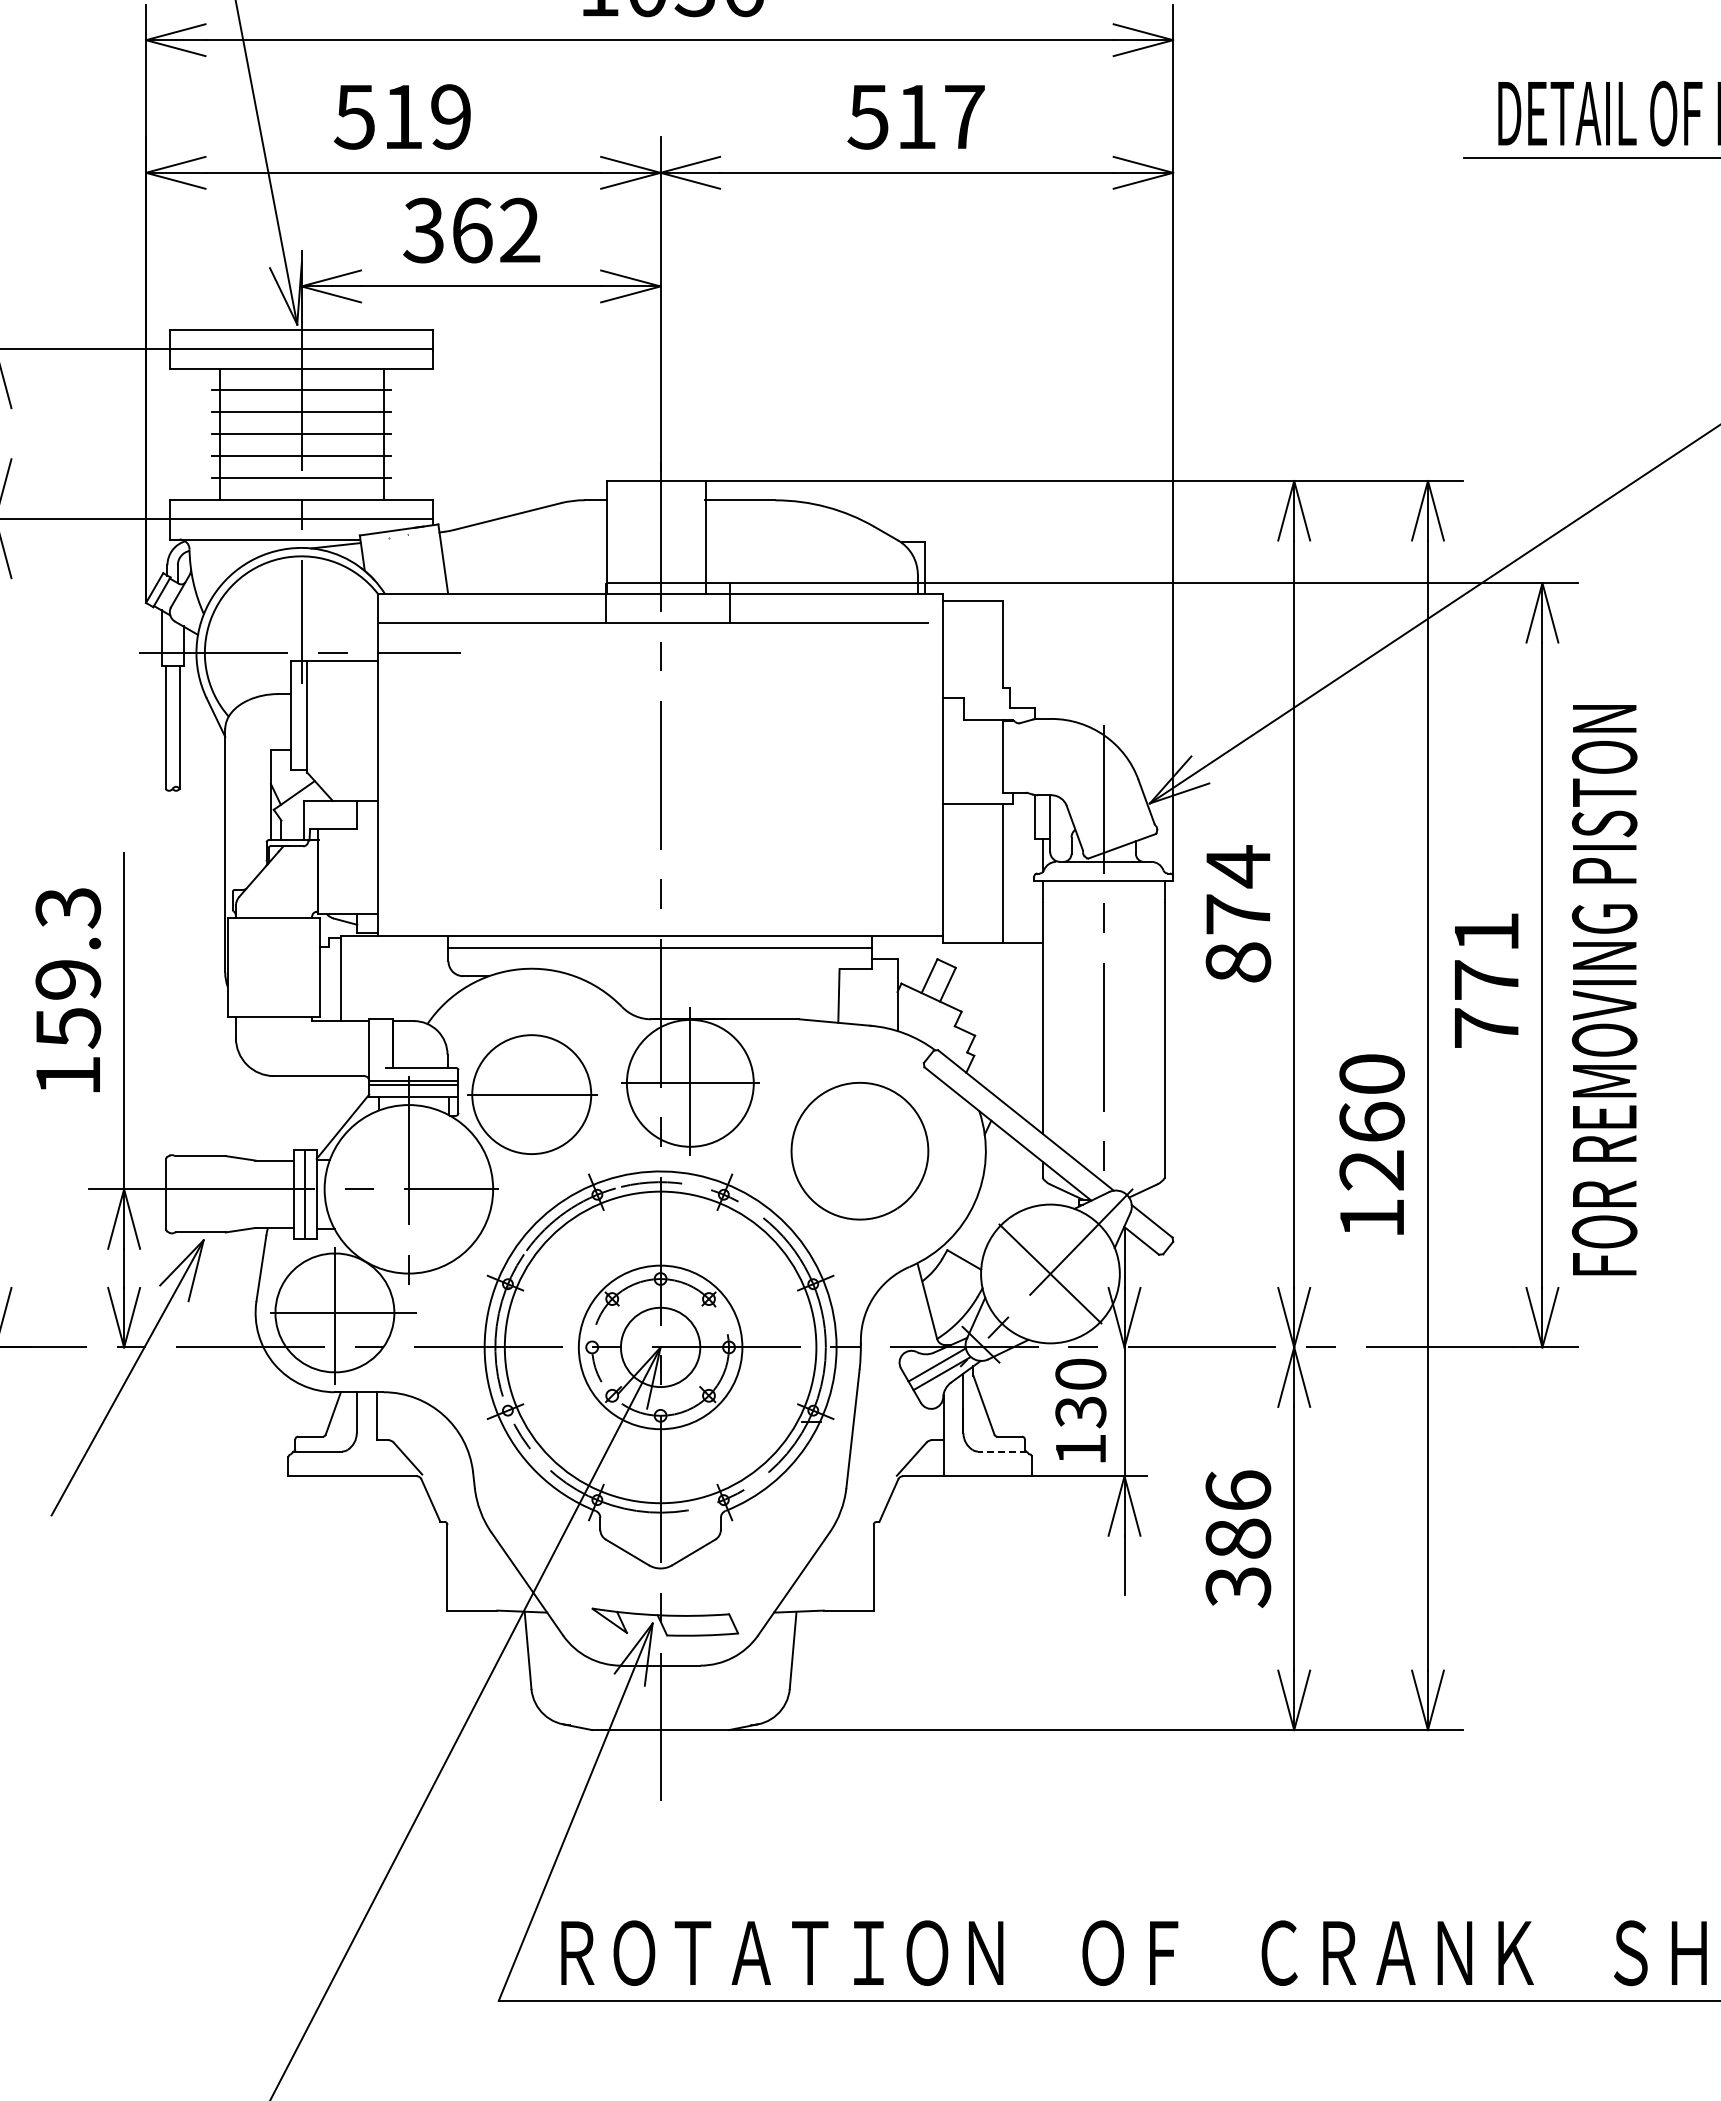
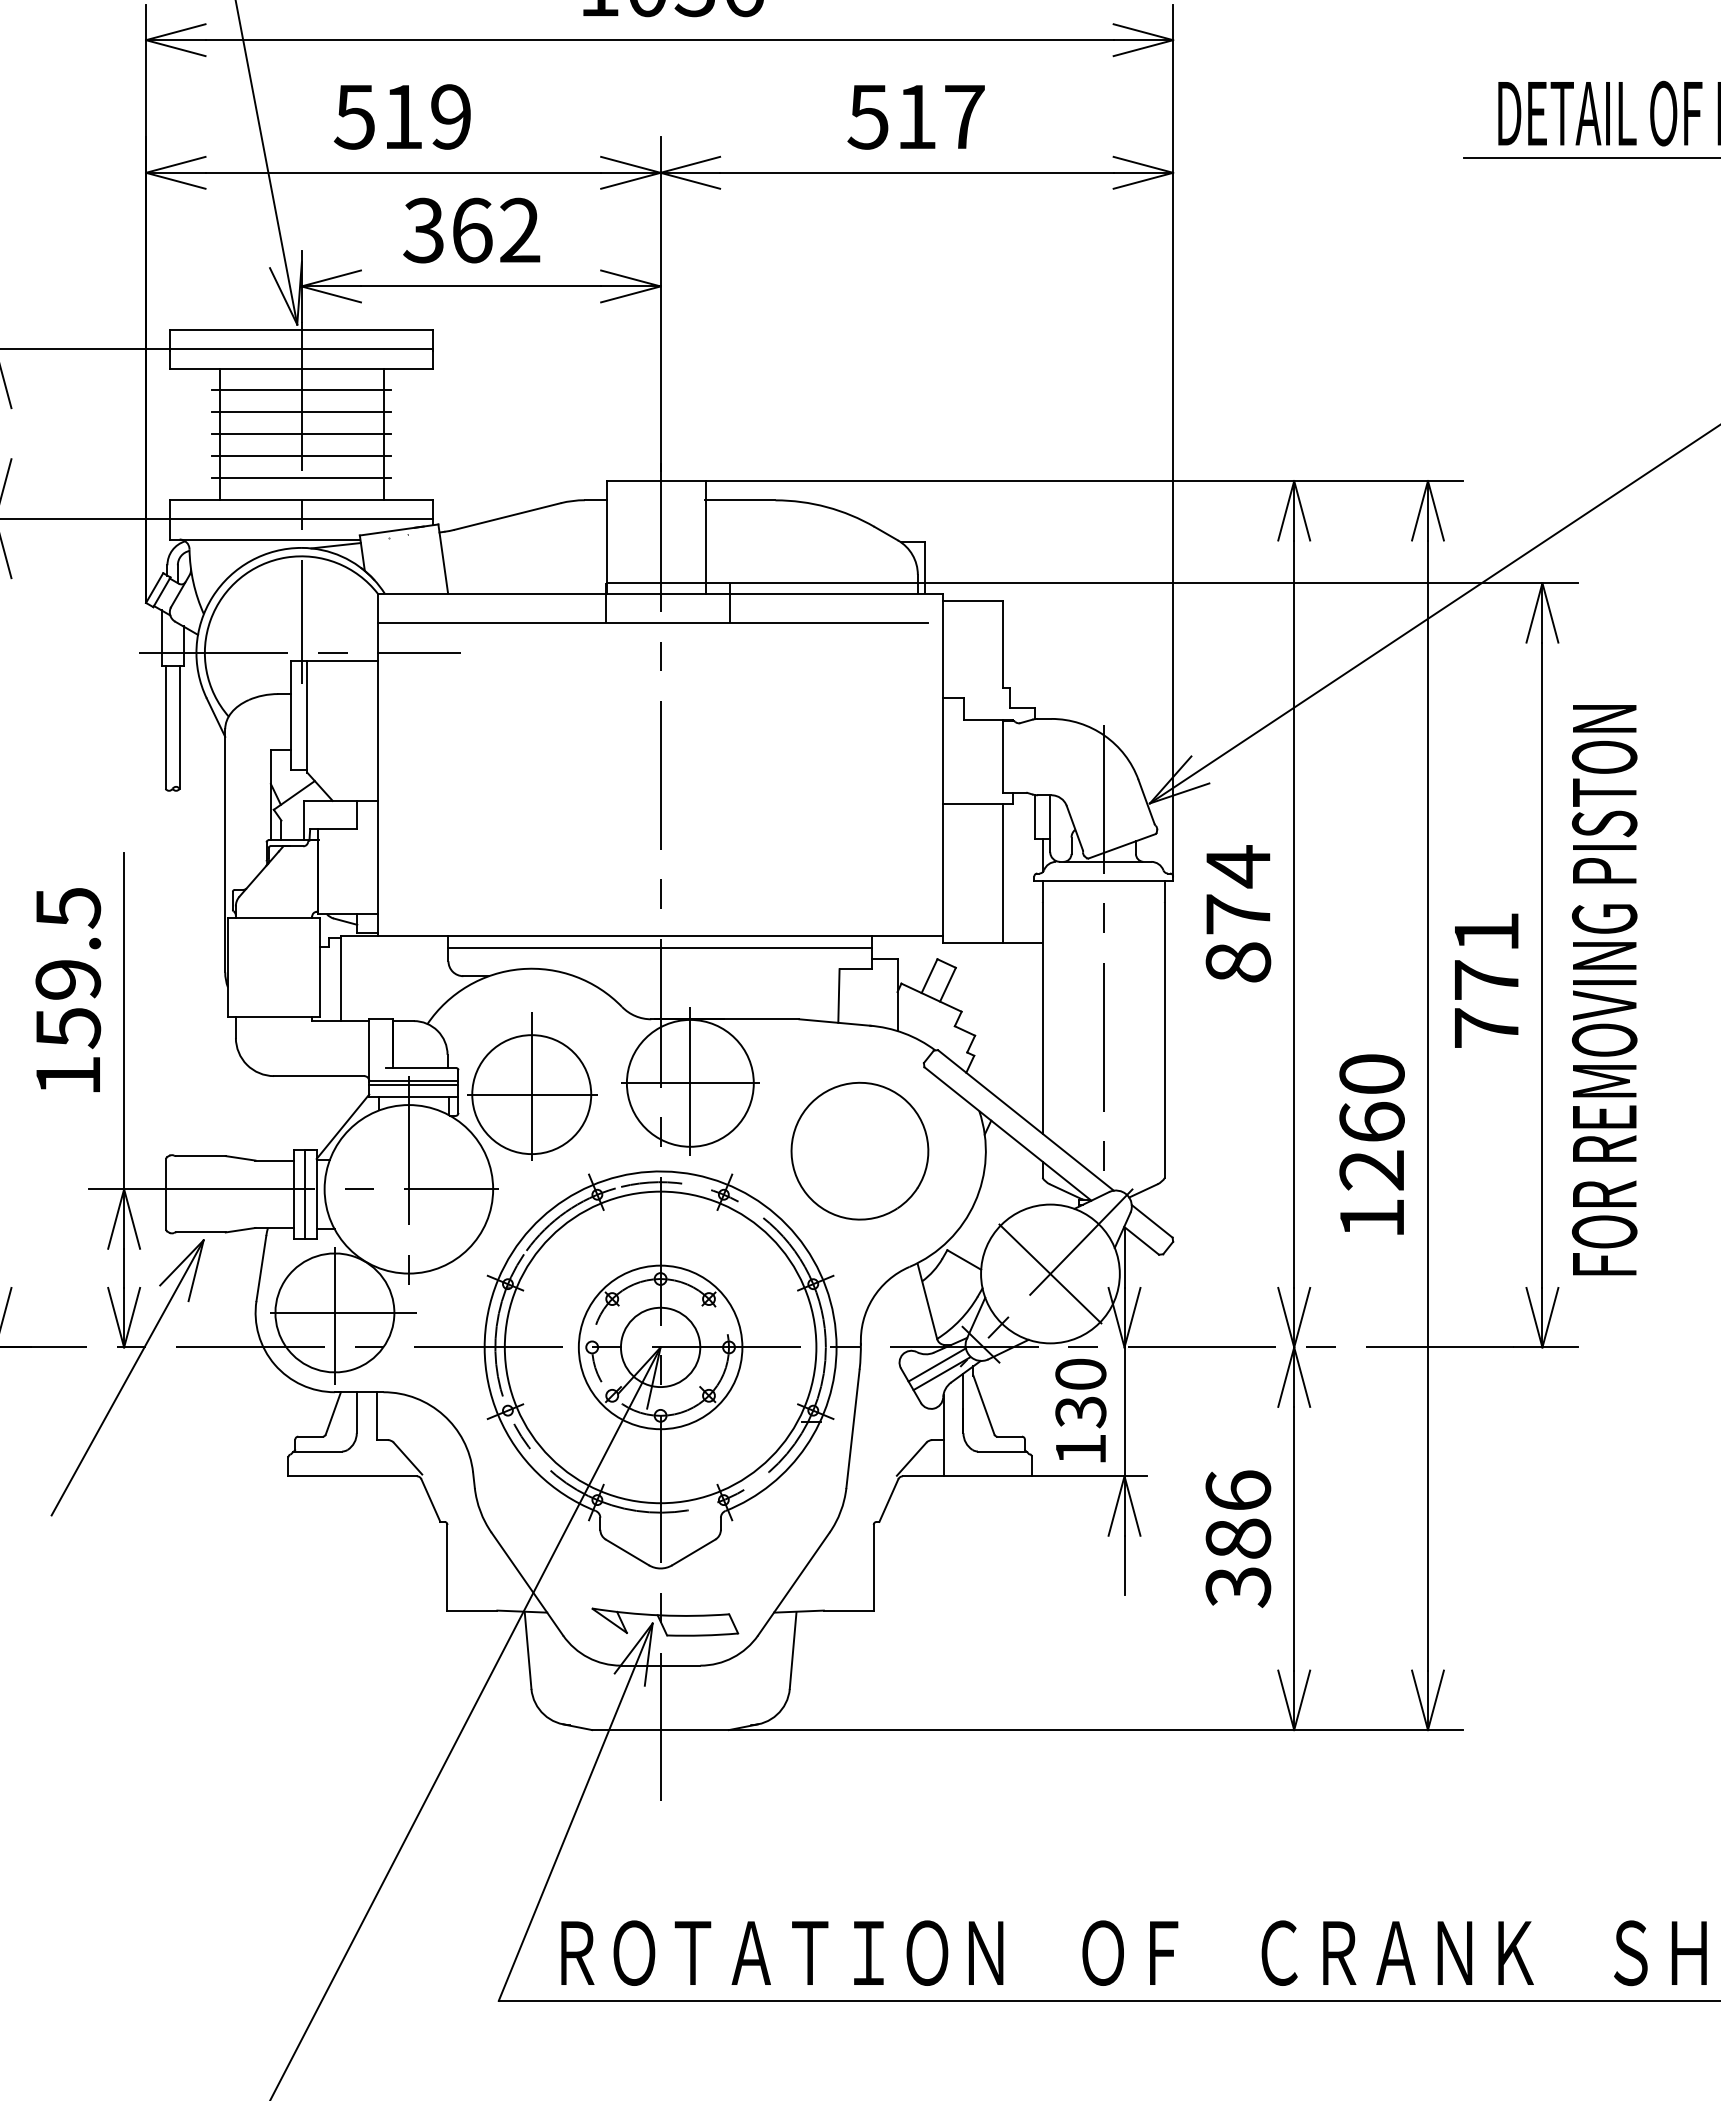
text: 159.3 -> 159.5 (67, 908)
line: none -> present (531, 1089)
line: dashed -> solid (1002, 1451)
